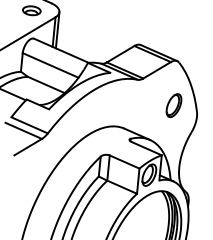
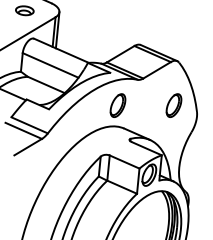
part position: (31, 10) -> (24, 10) (24, 10)
part: none -> present (117, 105)
